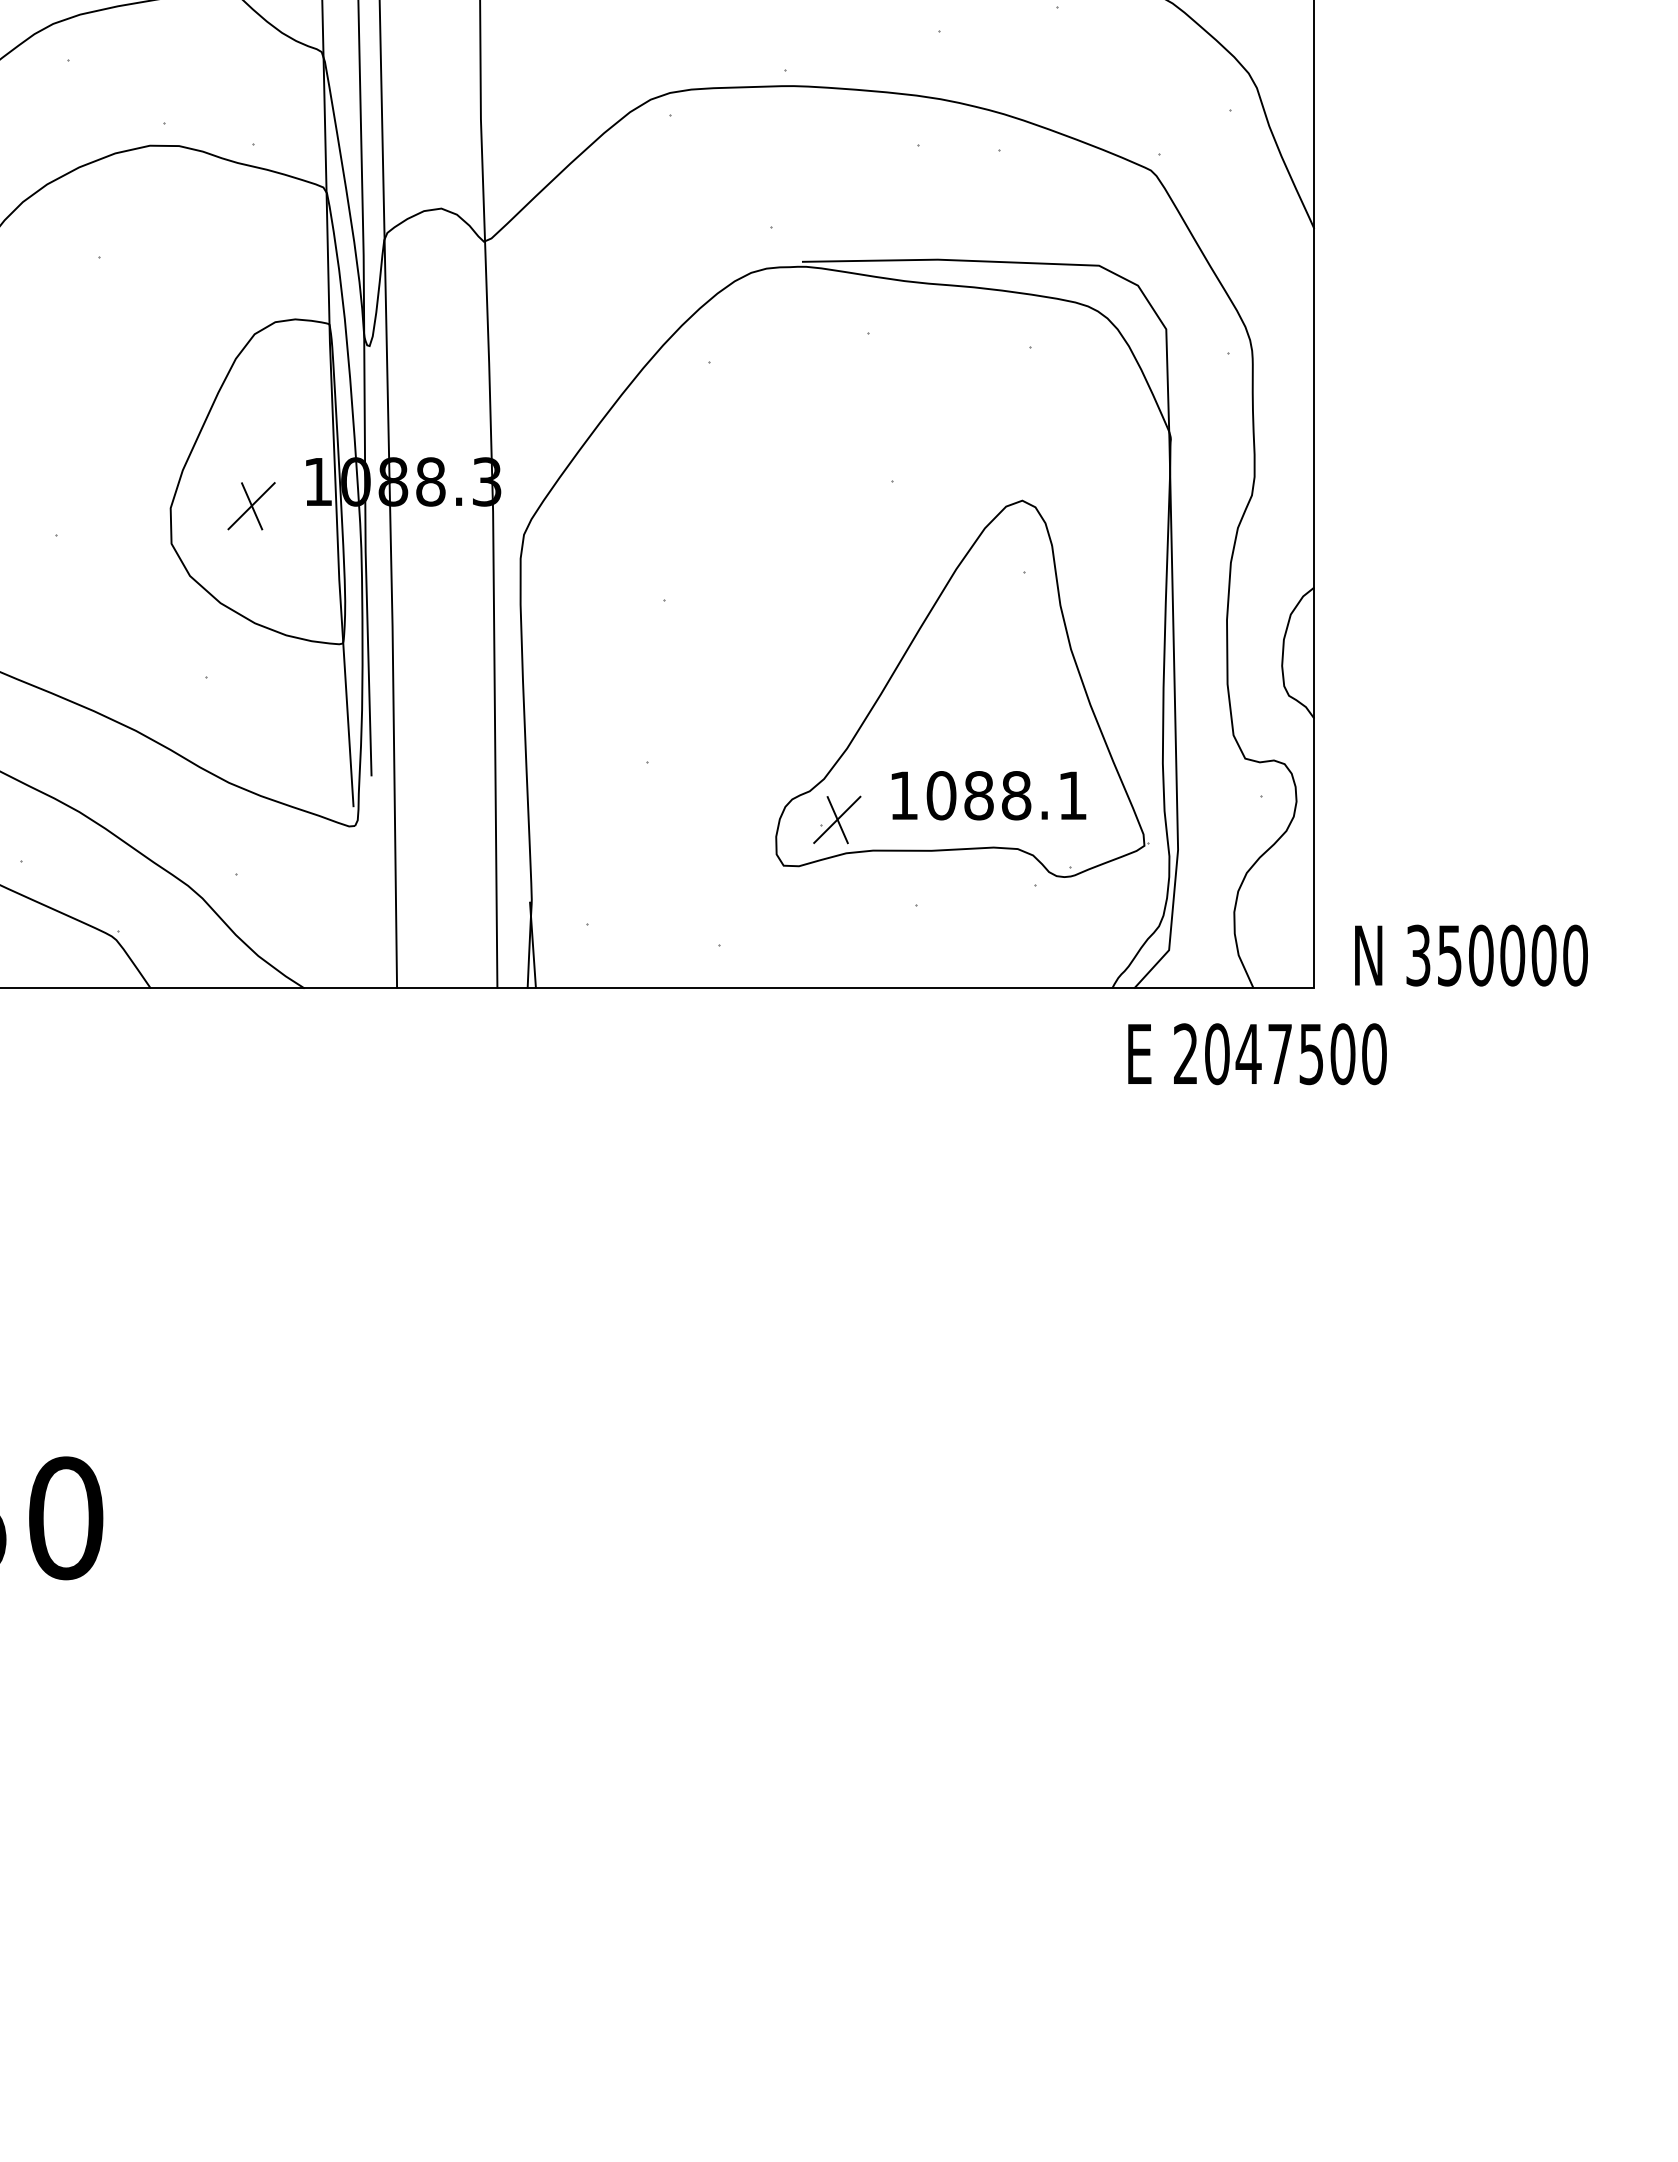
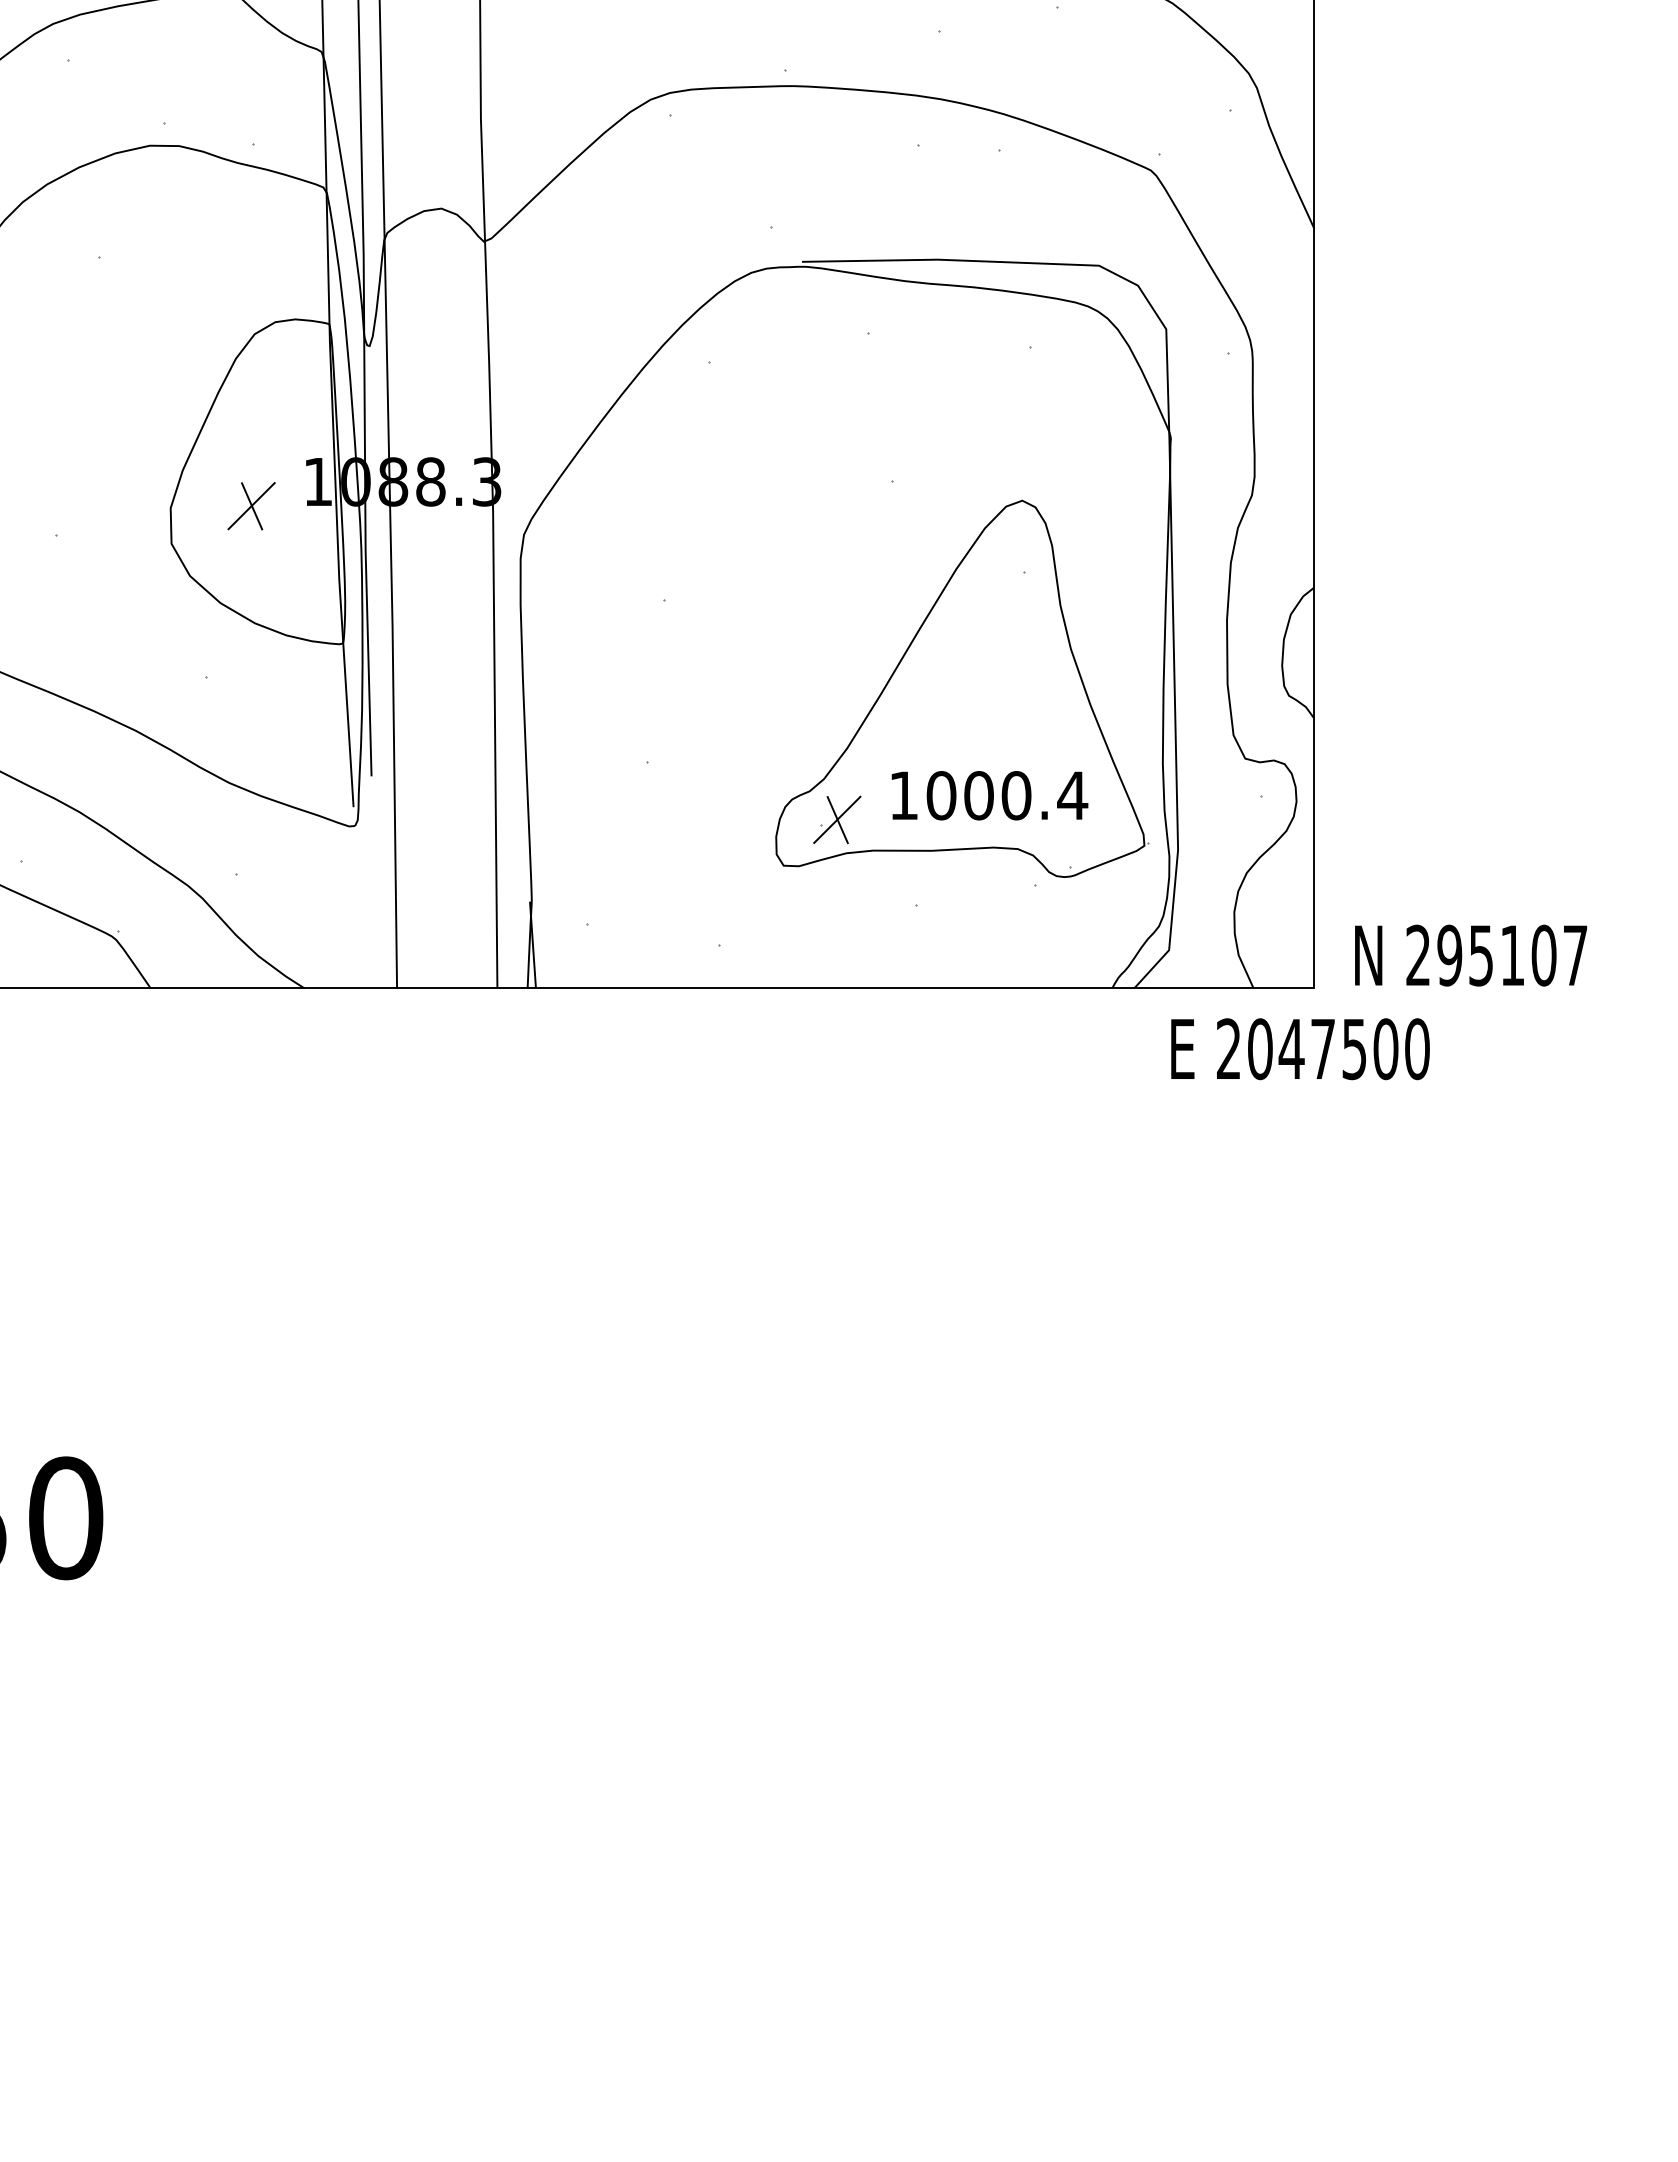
text: 1088.1 -> 1000.4 (1026, 795)
text: 350000 -> 295107 (1496, 955)
text position: (1257, 1054) -> (1300, 1049) (1300, 1049)
